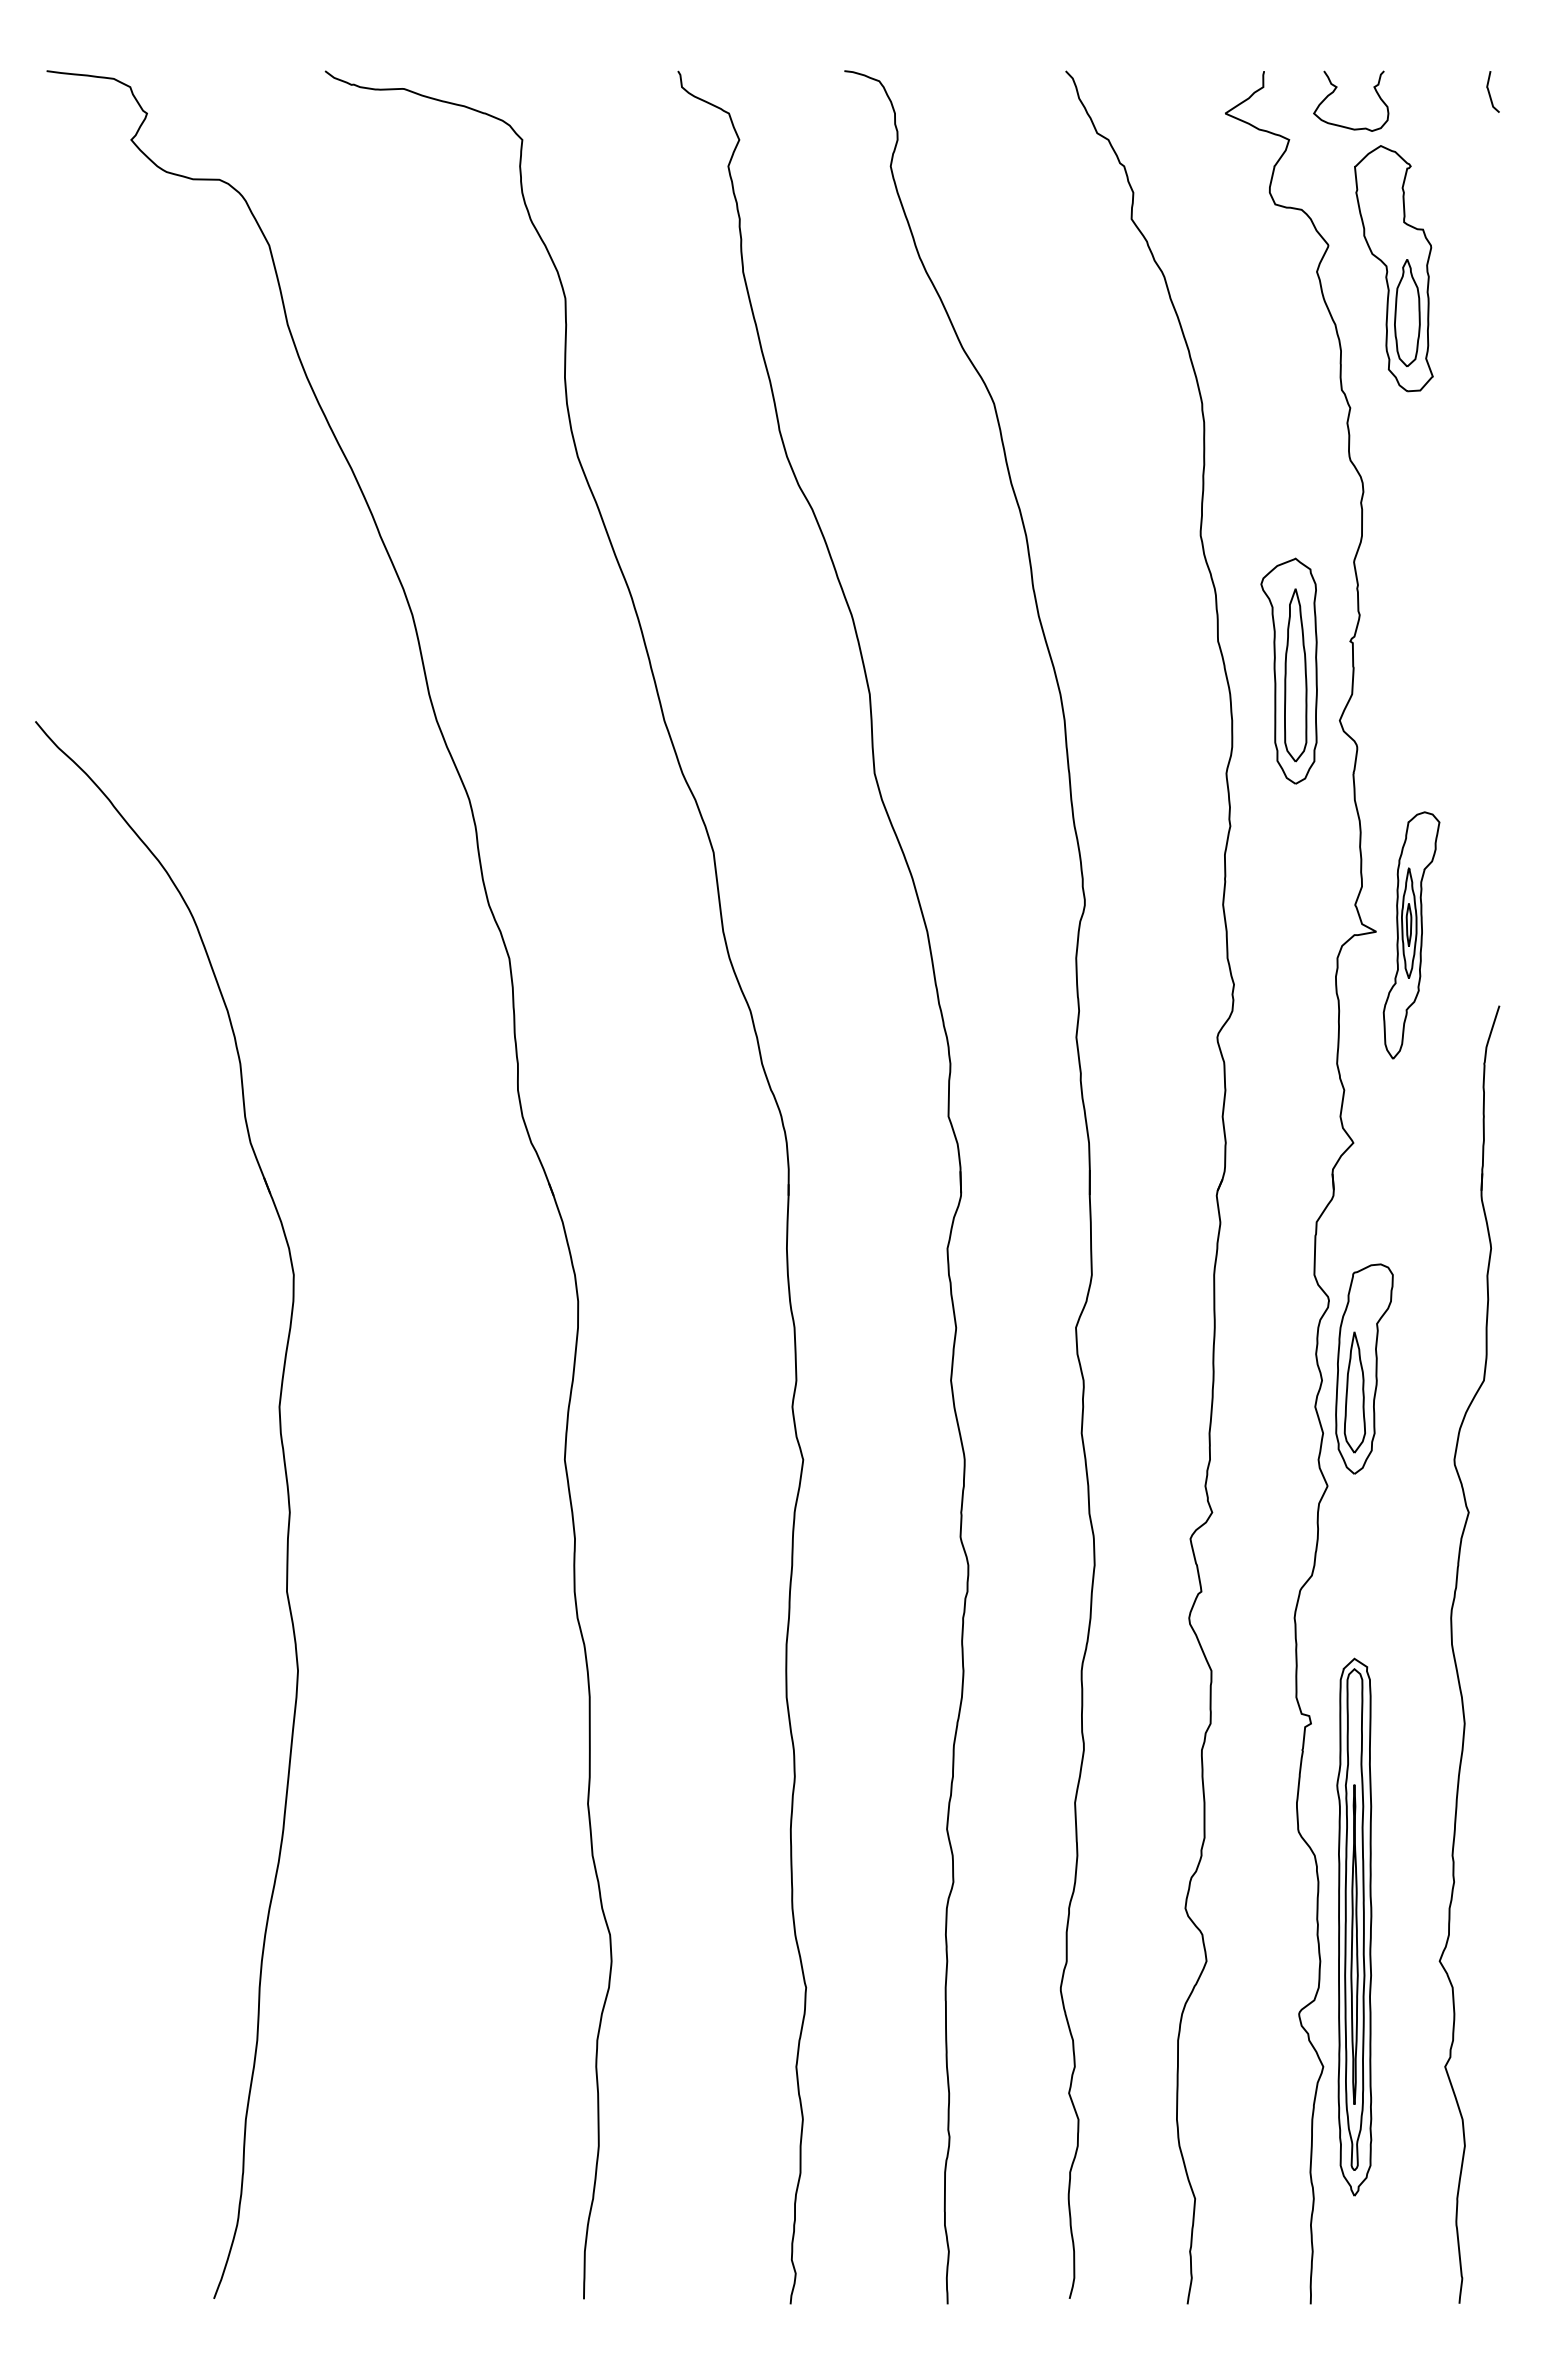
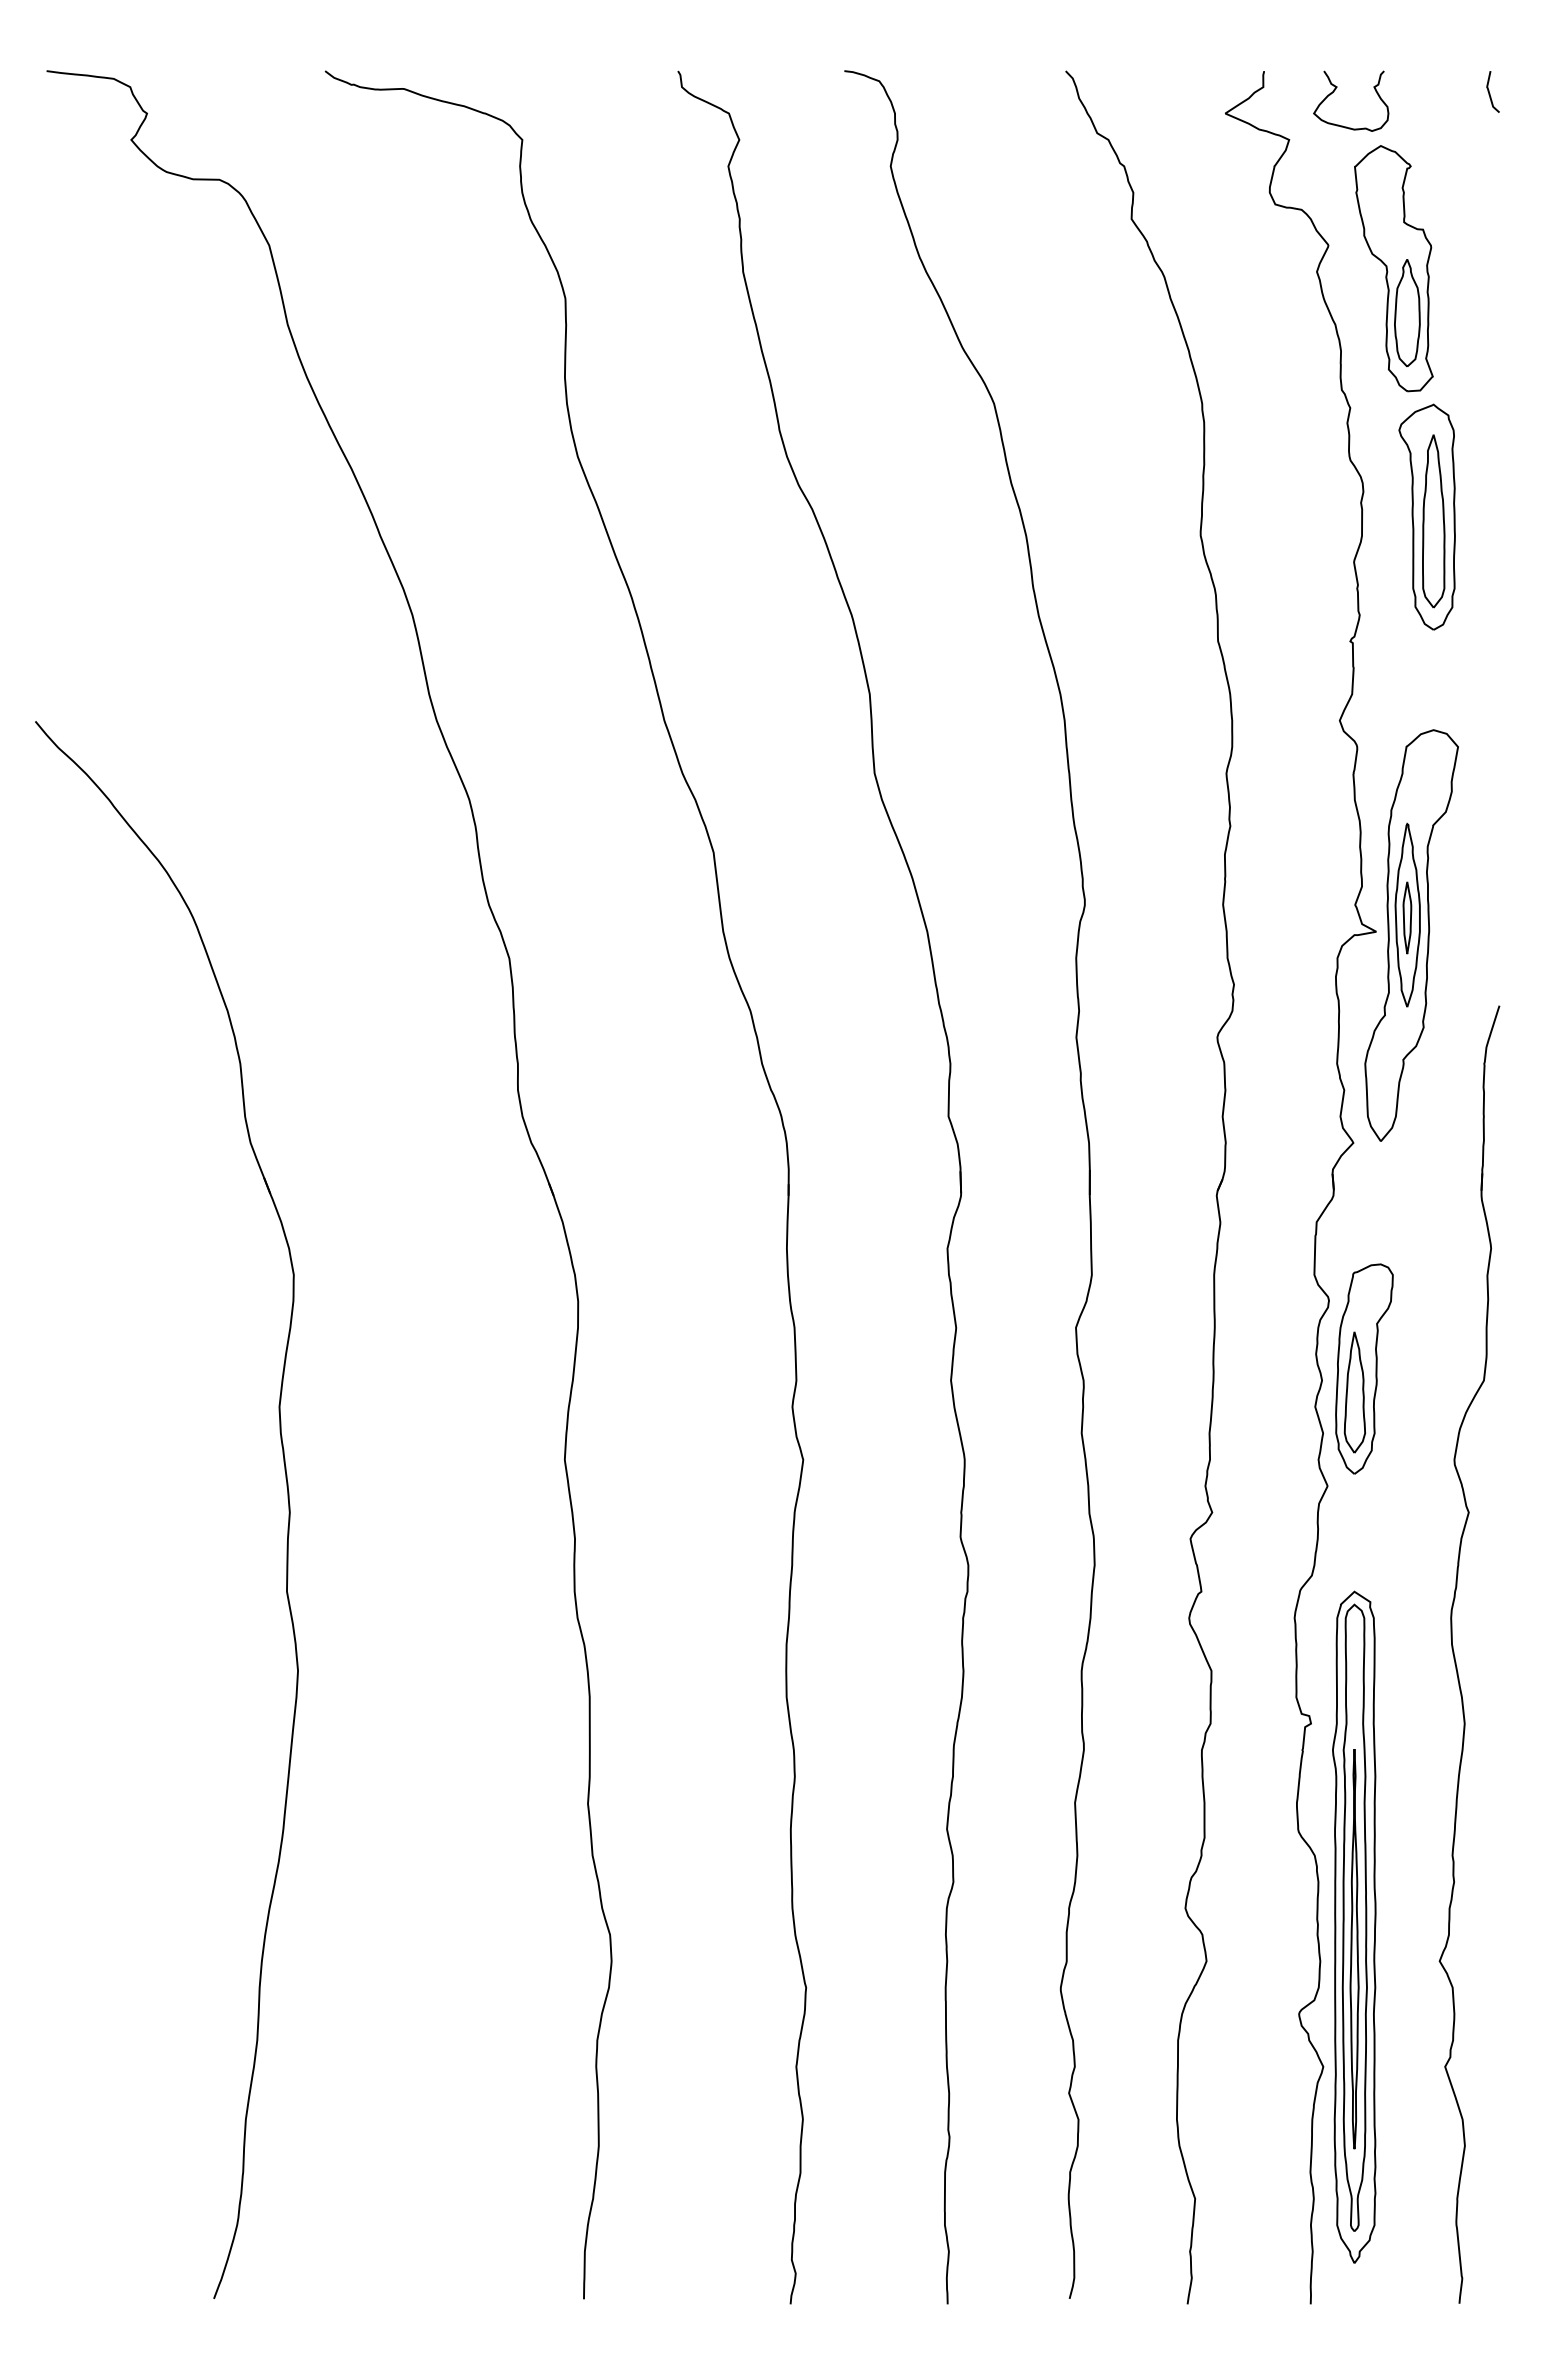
part position: (1288, 670) -> (1426, 516) (1426, 516)
part size: 59x249 px -> 95x413 px (1411, 935)
part size: 37x540 px -> 45x674 px (1354, 1926)
